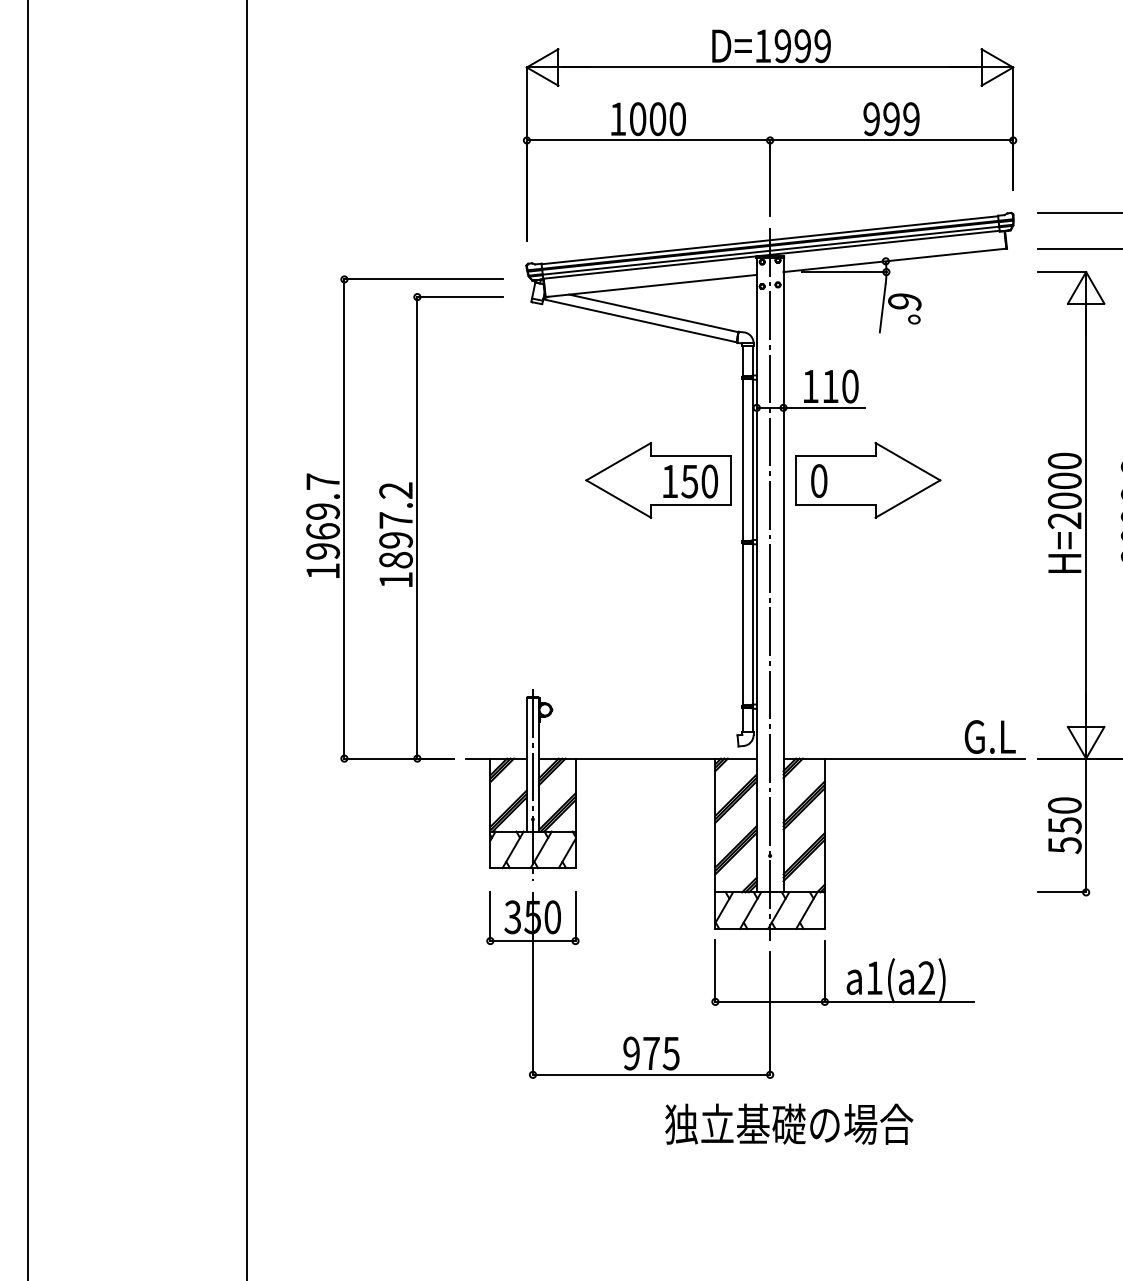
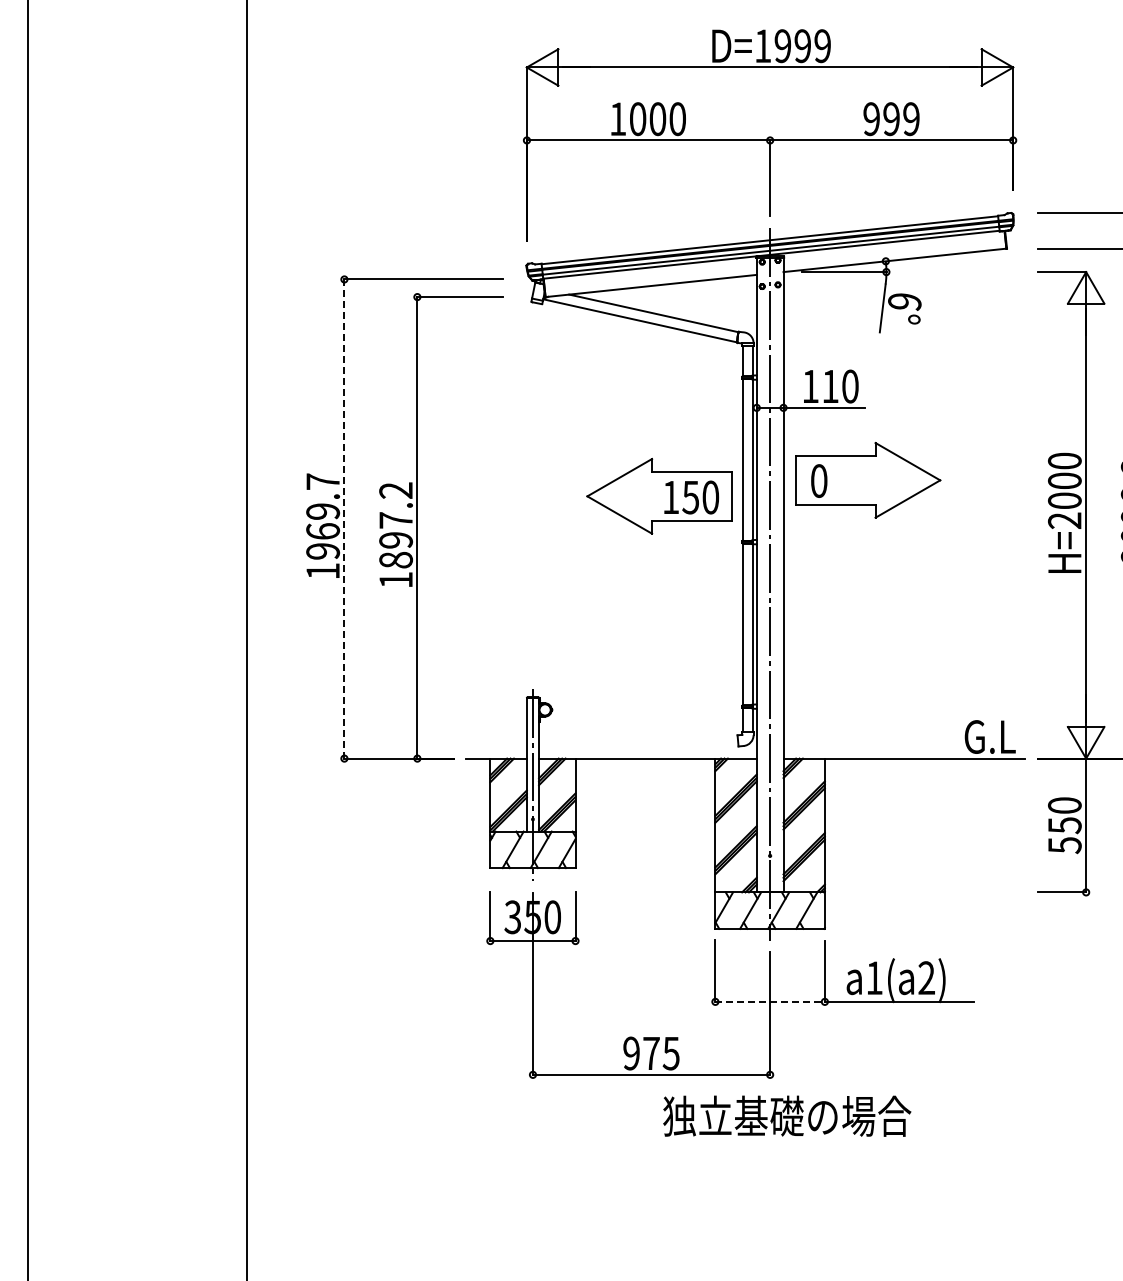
part position: (658, 480) -> (659, 496) (659, 496)
line: solid -> dashed (344, 519)
line: solid -> dashed (770, 1001)
text position: (789, 1123) -> (787, 1115) (787, 1115)
